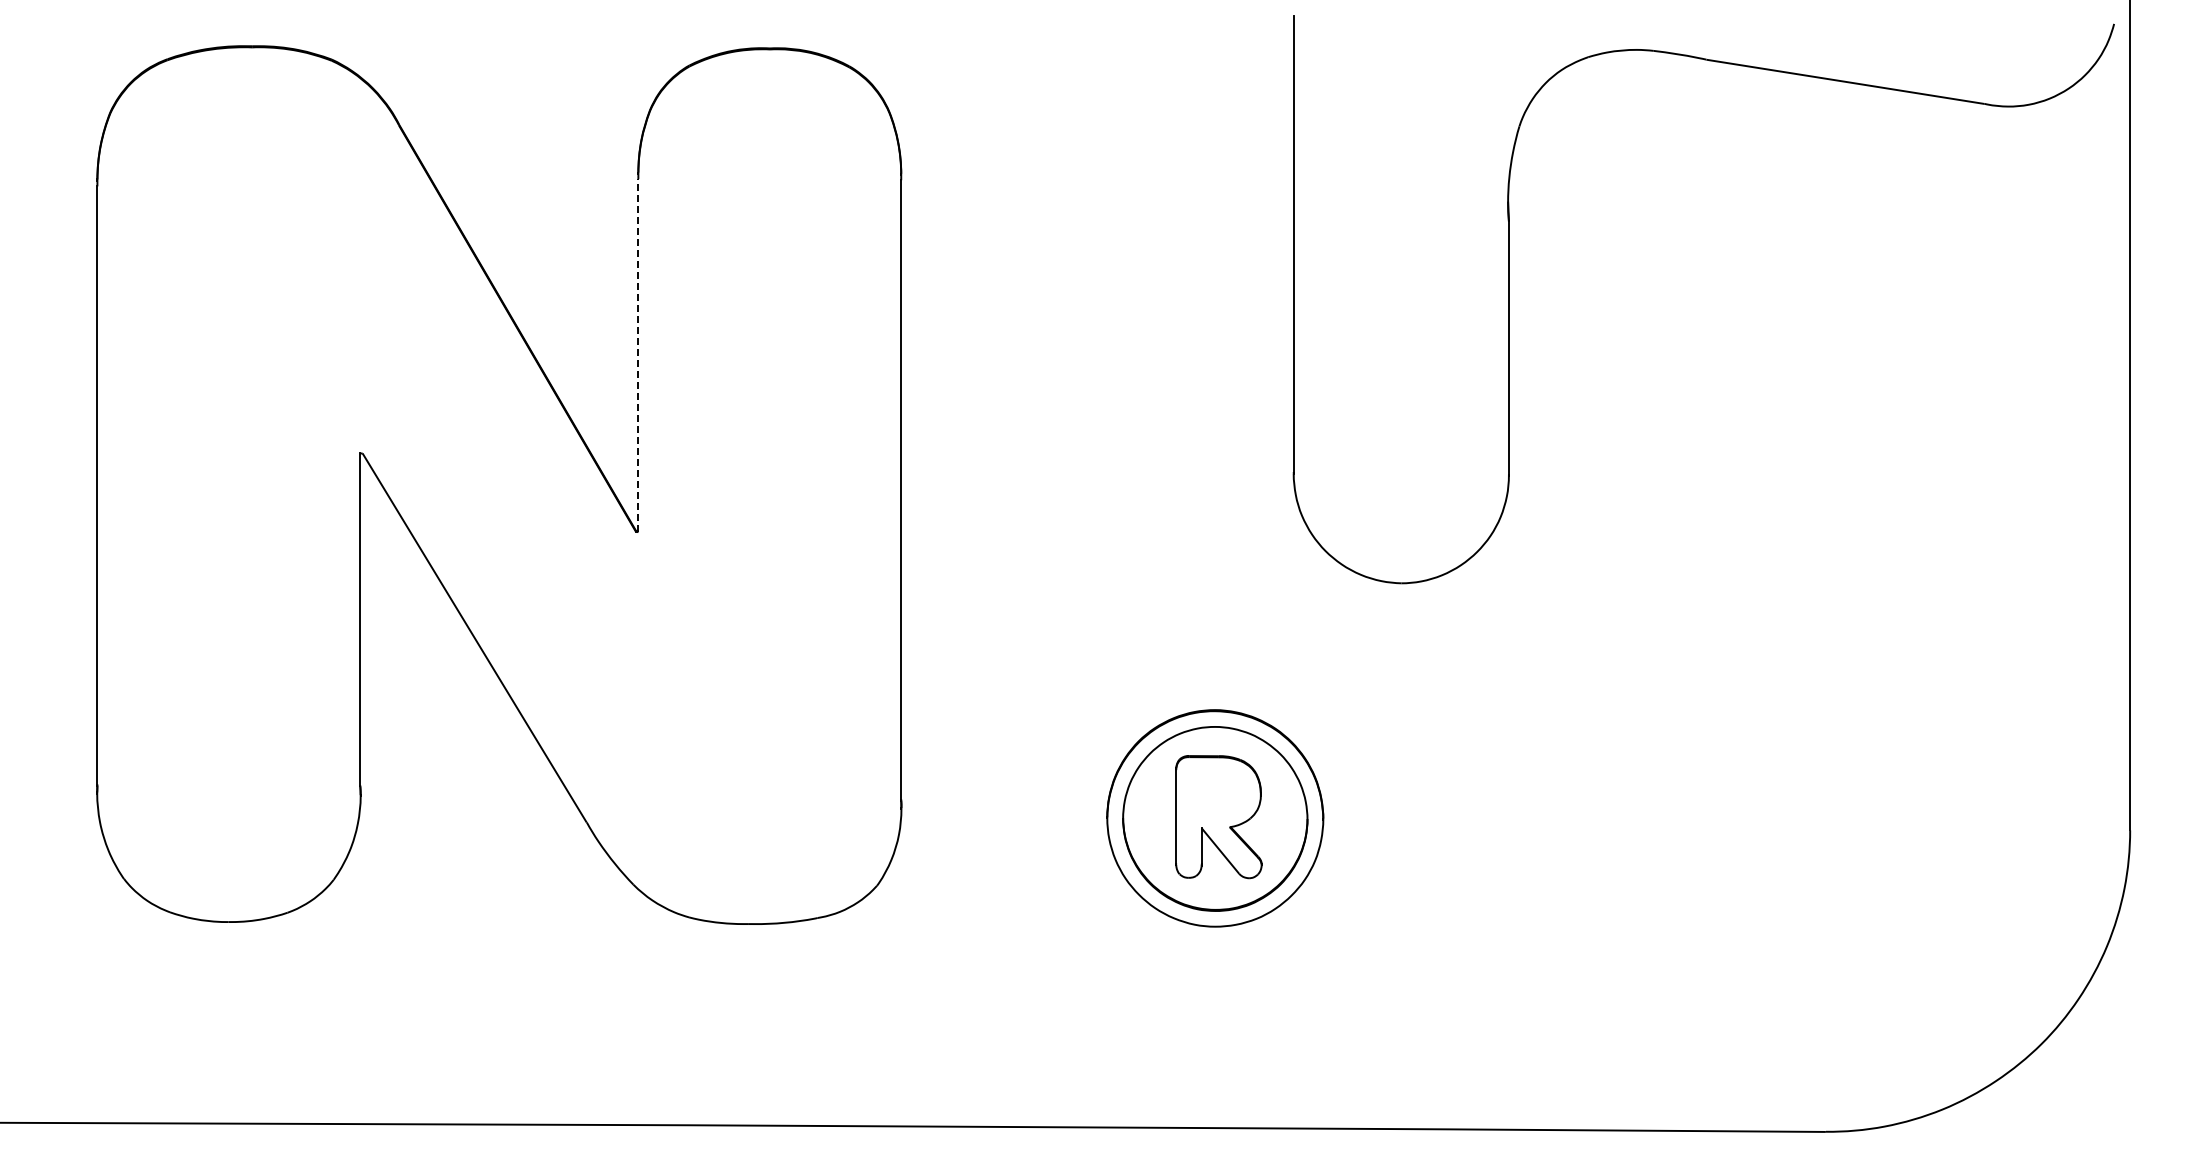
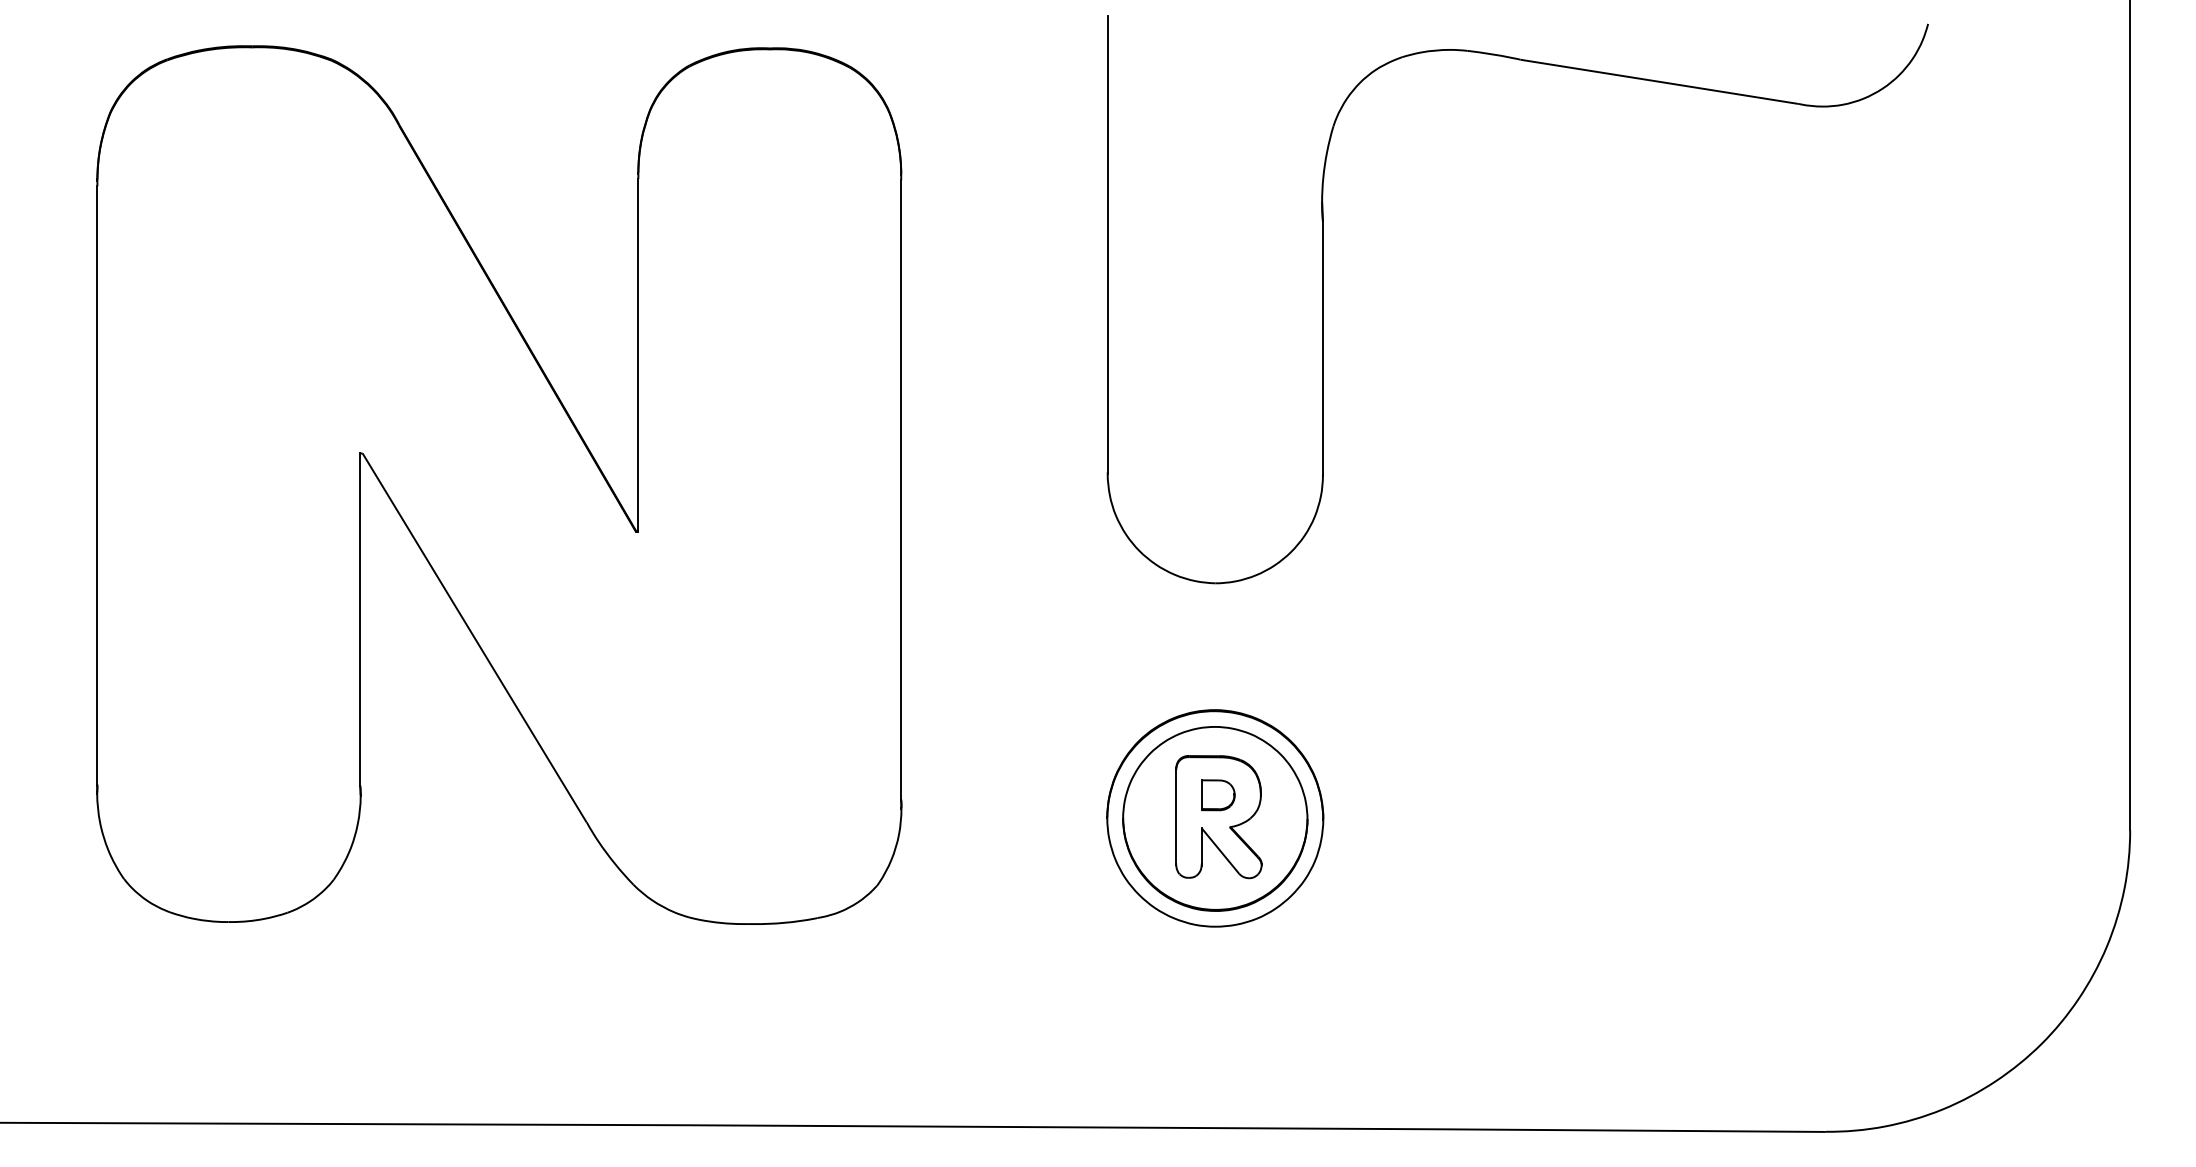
part position: (1509, 299) -> (1323, 299) (1323, 299)
line: dashed -> solid (638, 355)
part: none -> present (1218, 795)
